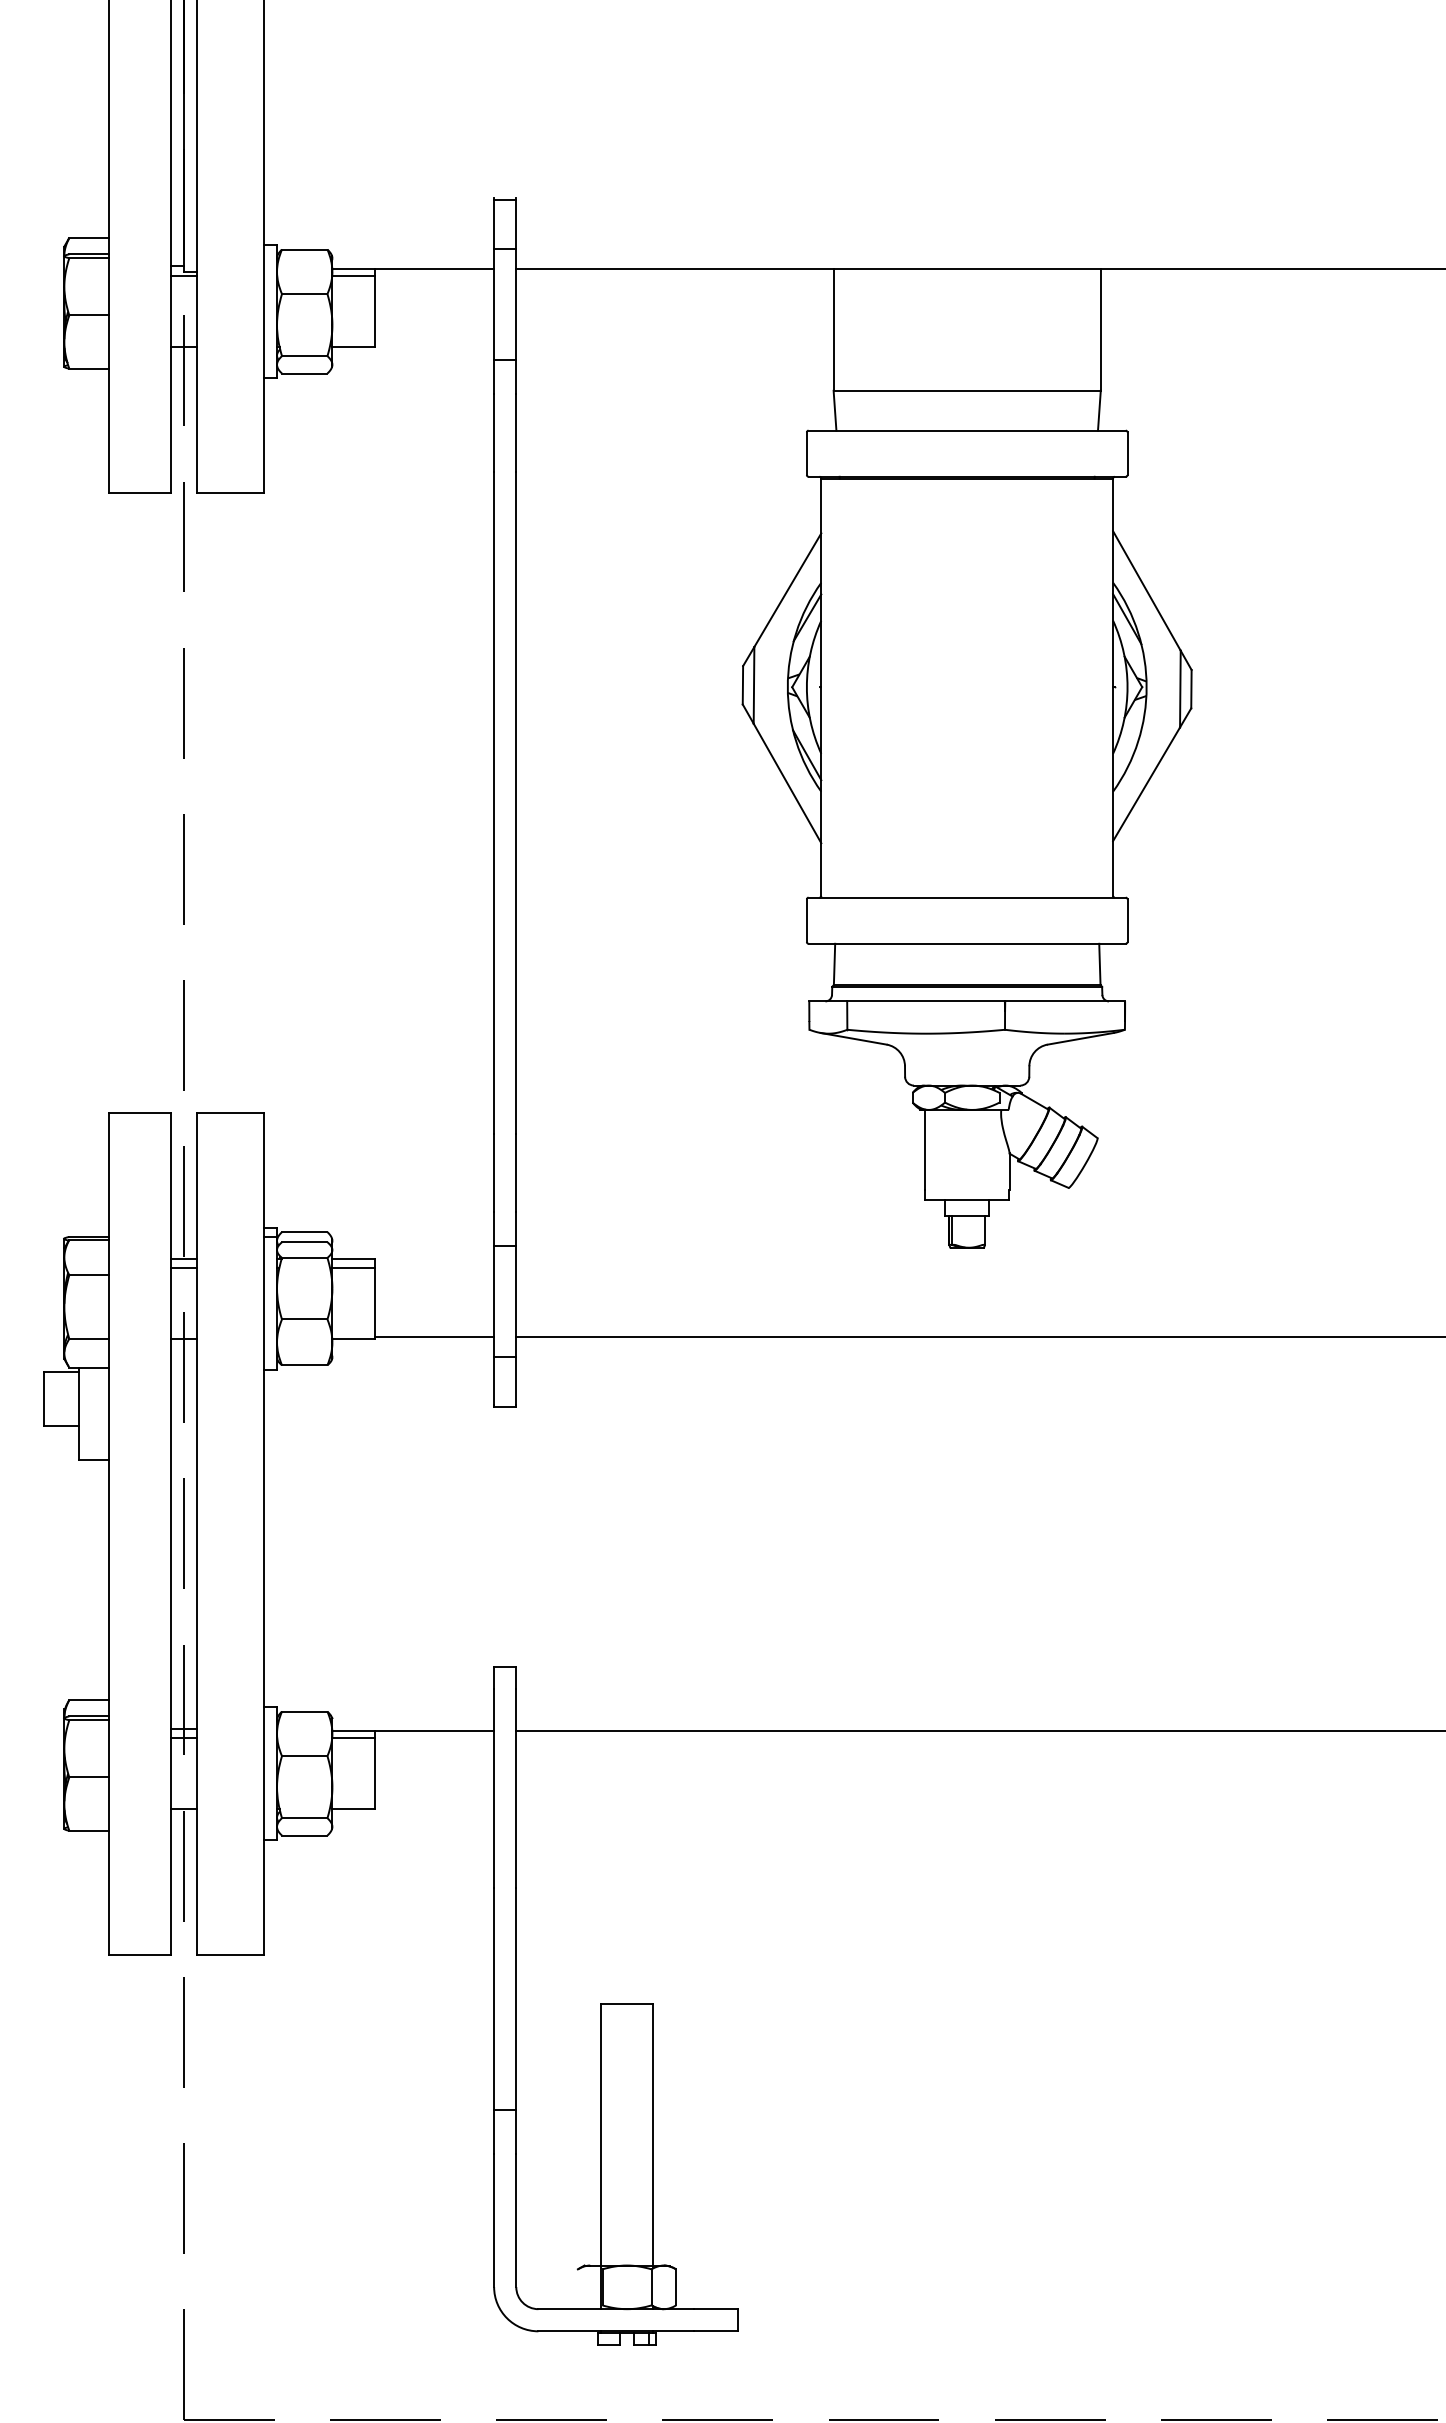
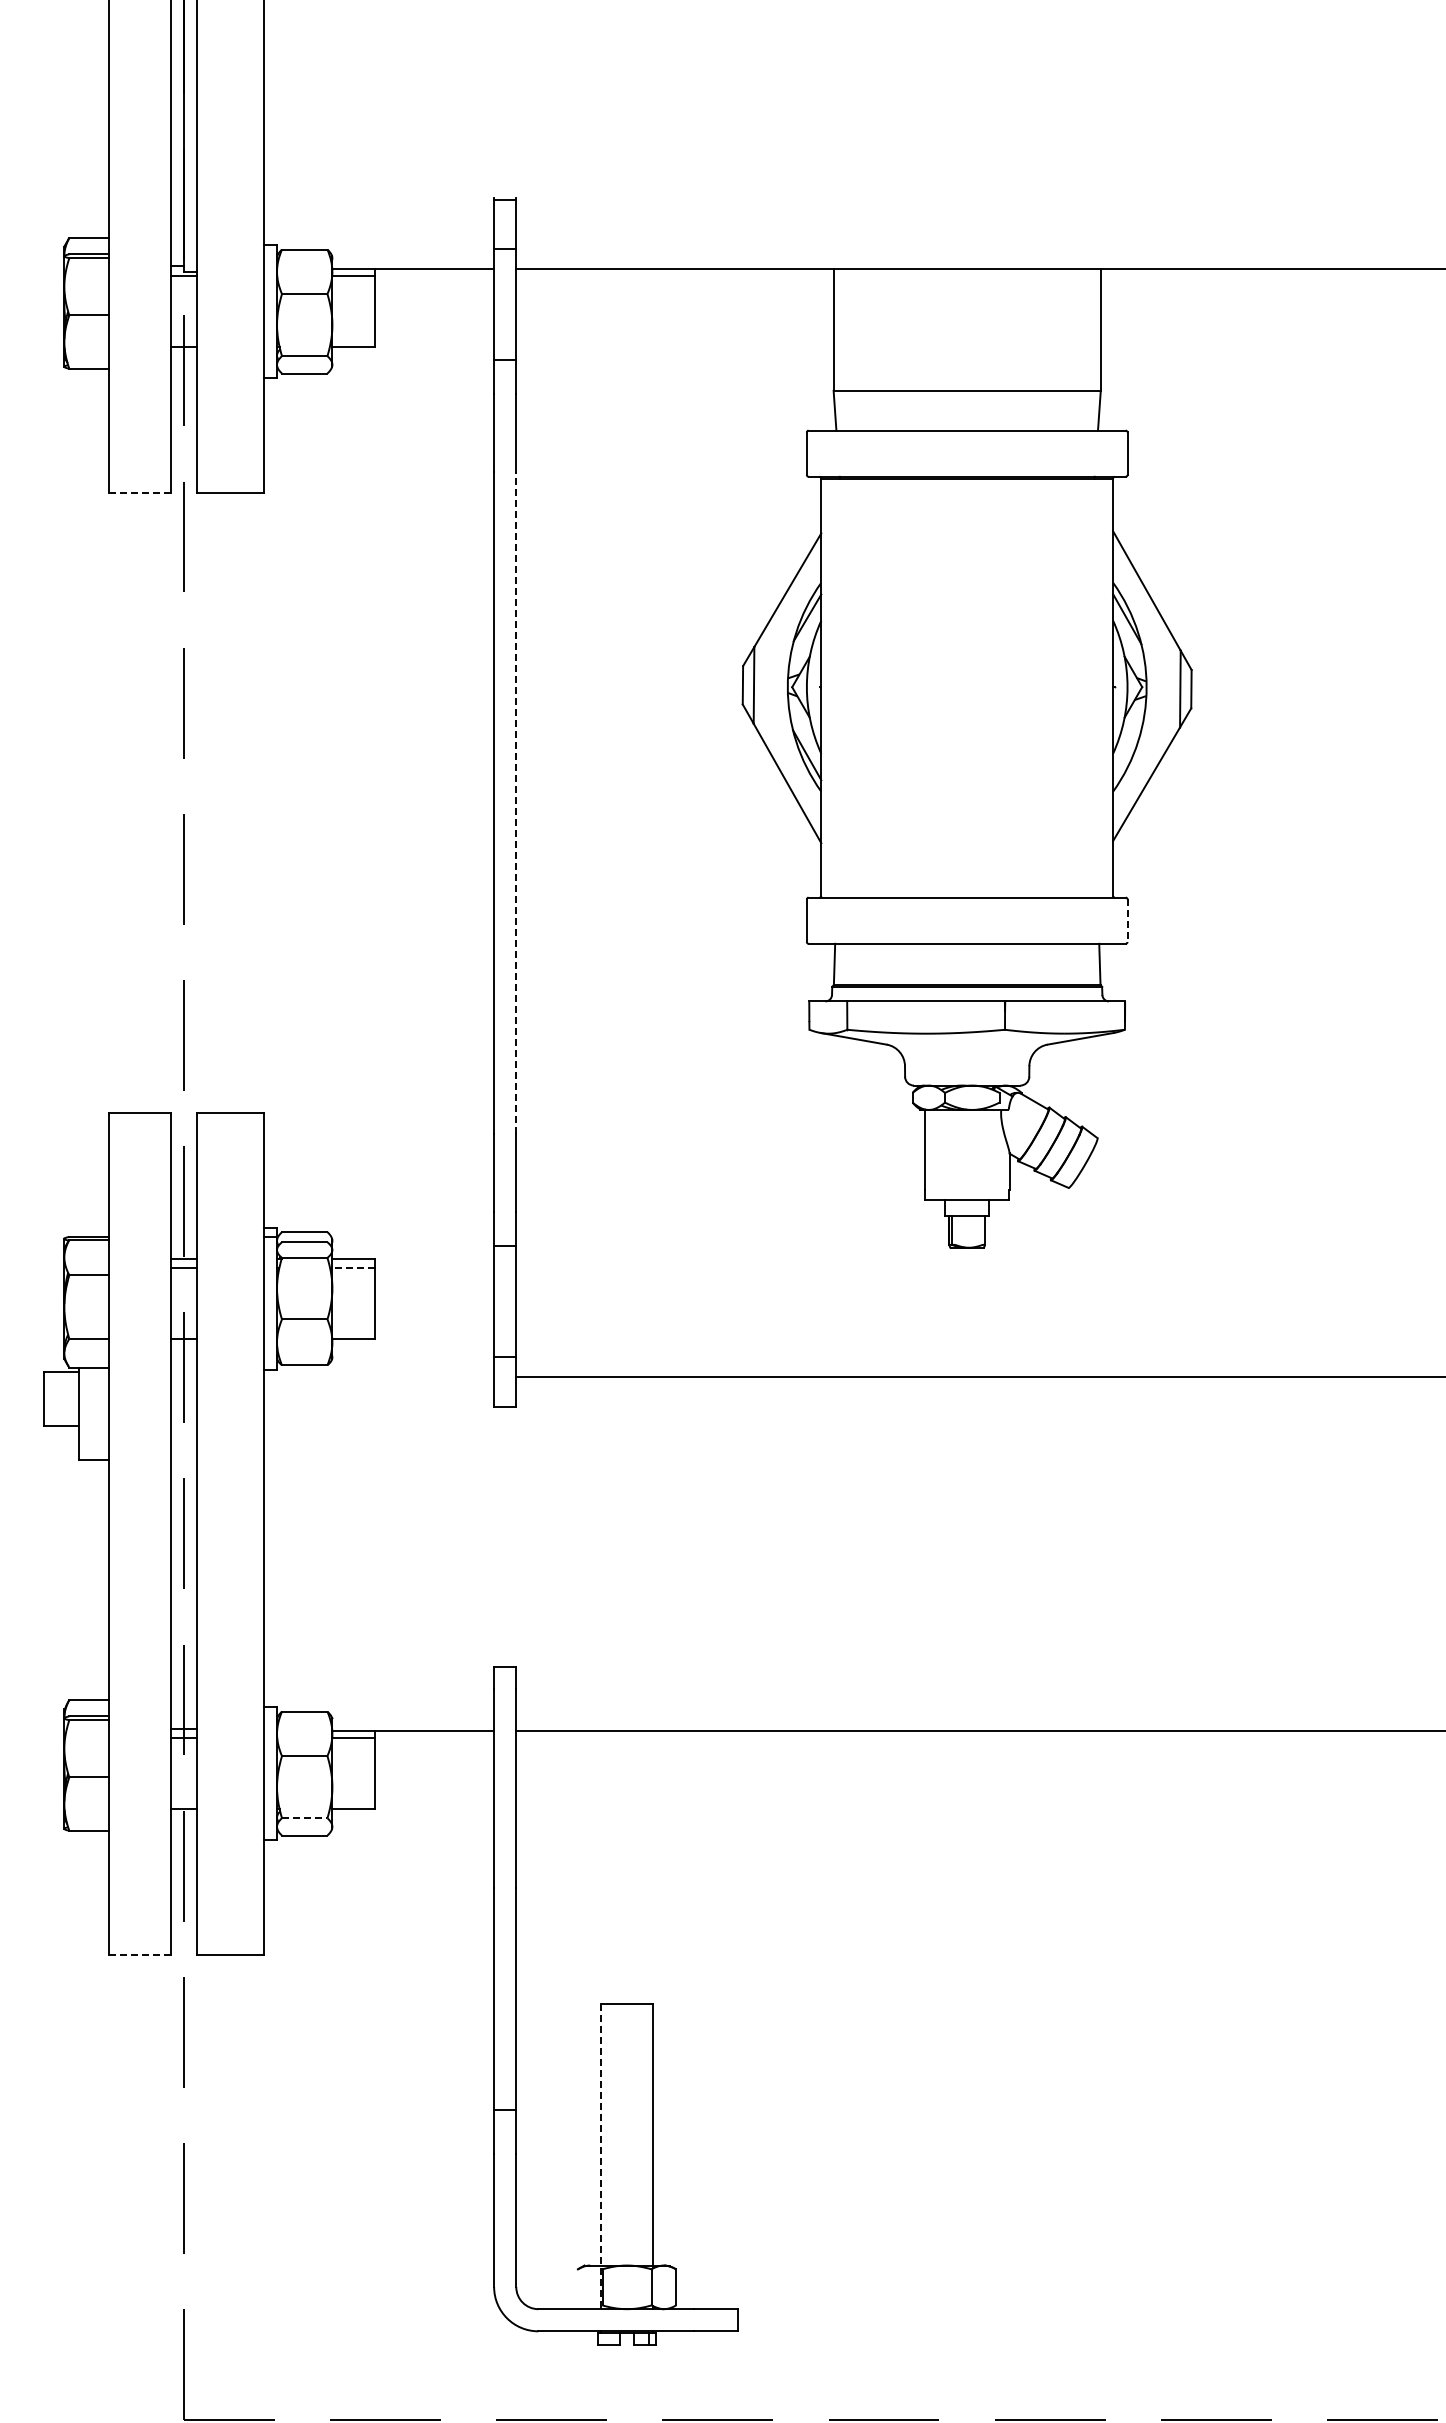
line: solid -> dashed (139, 492)
line: solid -> dashed (516, 802)
line: solid -> dashed (1127, 921)
line: solid -> dashed (352, 1268)
line: present -> none (434, 1336)
line position: (979, 1336) -> (979, 1376) (979, 1376)
line: solid -> dashed (304, 1818)
line: solid -> dashed (139, 1954)
line: solid -> dashed (600, 2157)
